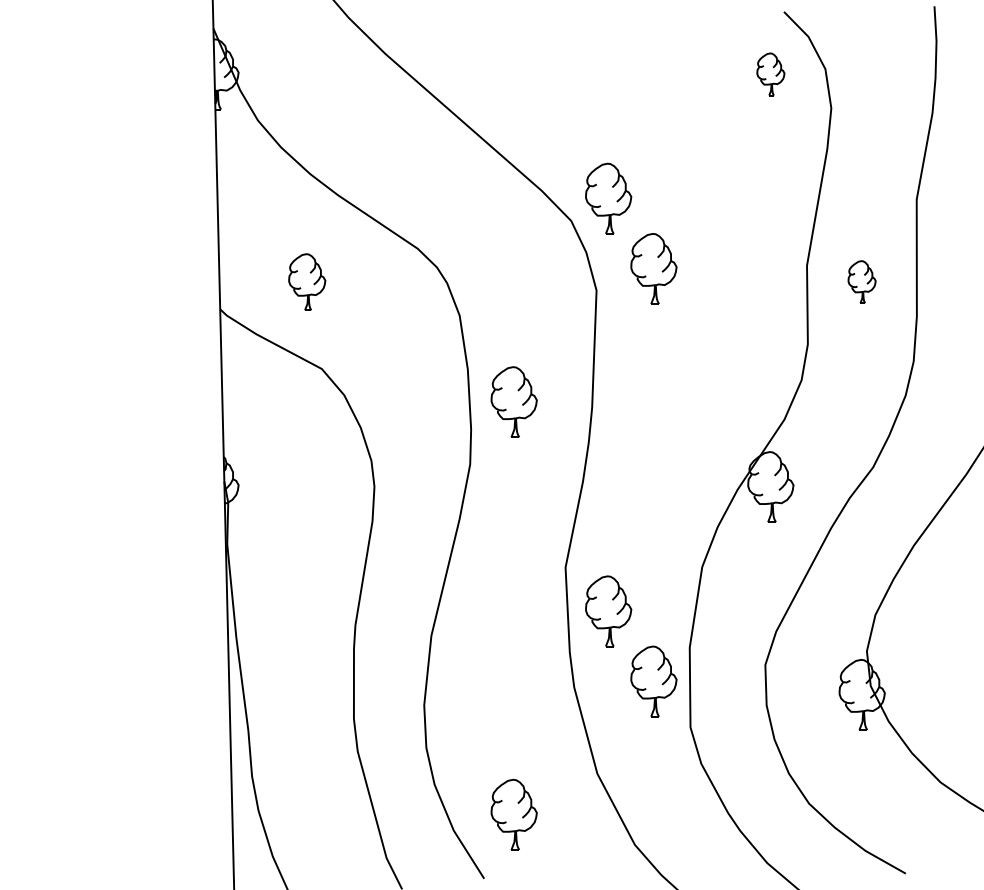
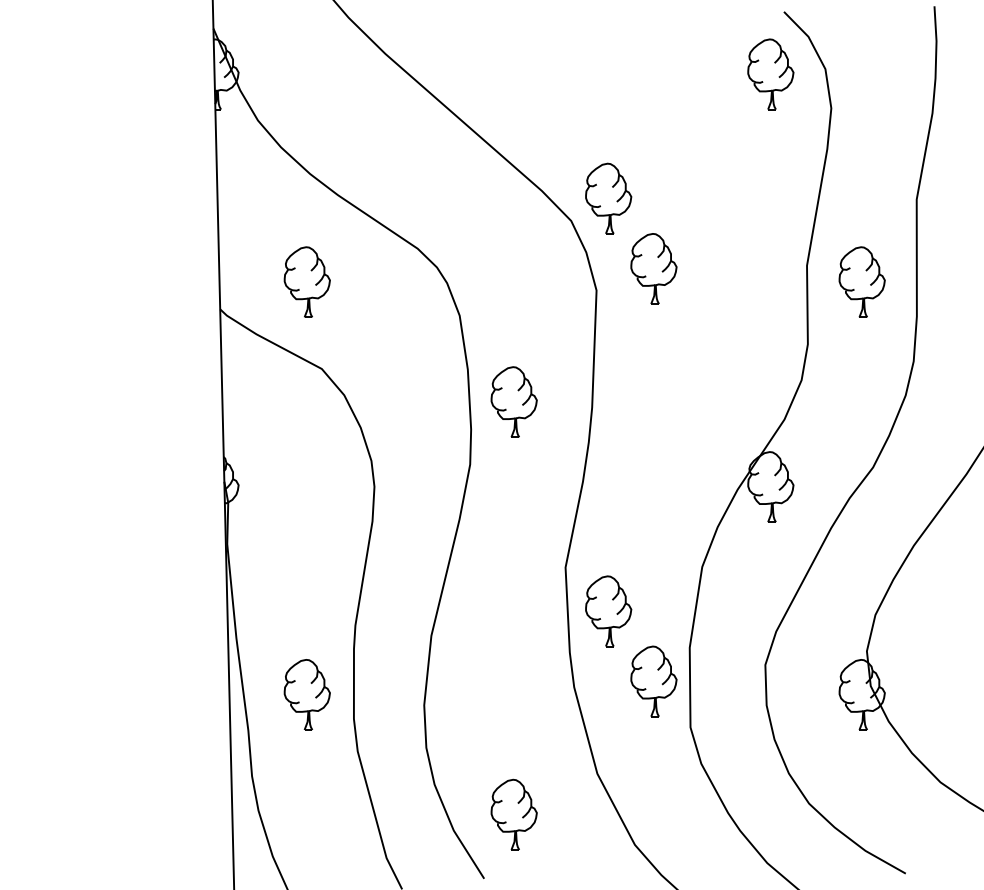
part size: 30x45 px -> 48x73 px (770, 74)
part size: 39x58 px -> 48x72 px (306, 281)
part size: 30x44 px -> 48x72 px (861, 281)
part: none -> present (306, 694)
